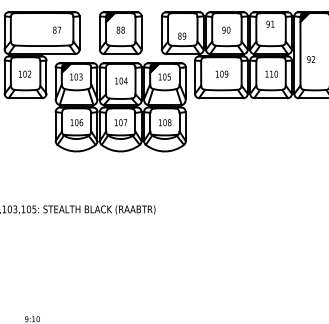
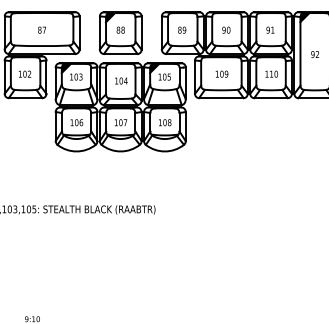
text position: (270, 23) -> (270, 29) (270, 29)
text position: (56, 29) -> (41, 29) (41, 29)
text position: (182, 35) -> (182, 29) (182, 29)
text position: (311, 59) -> (315, 54) (315, 54)
